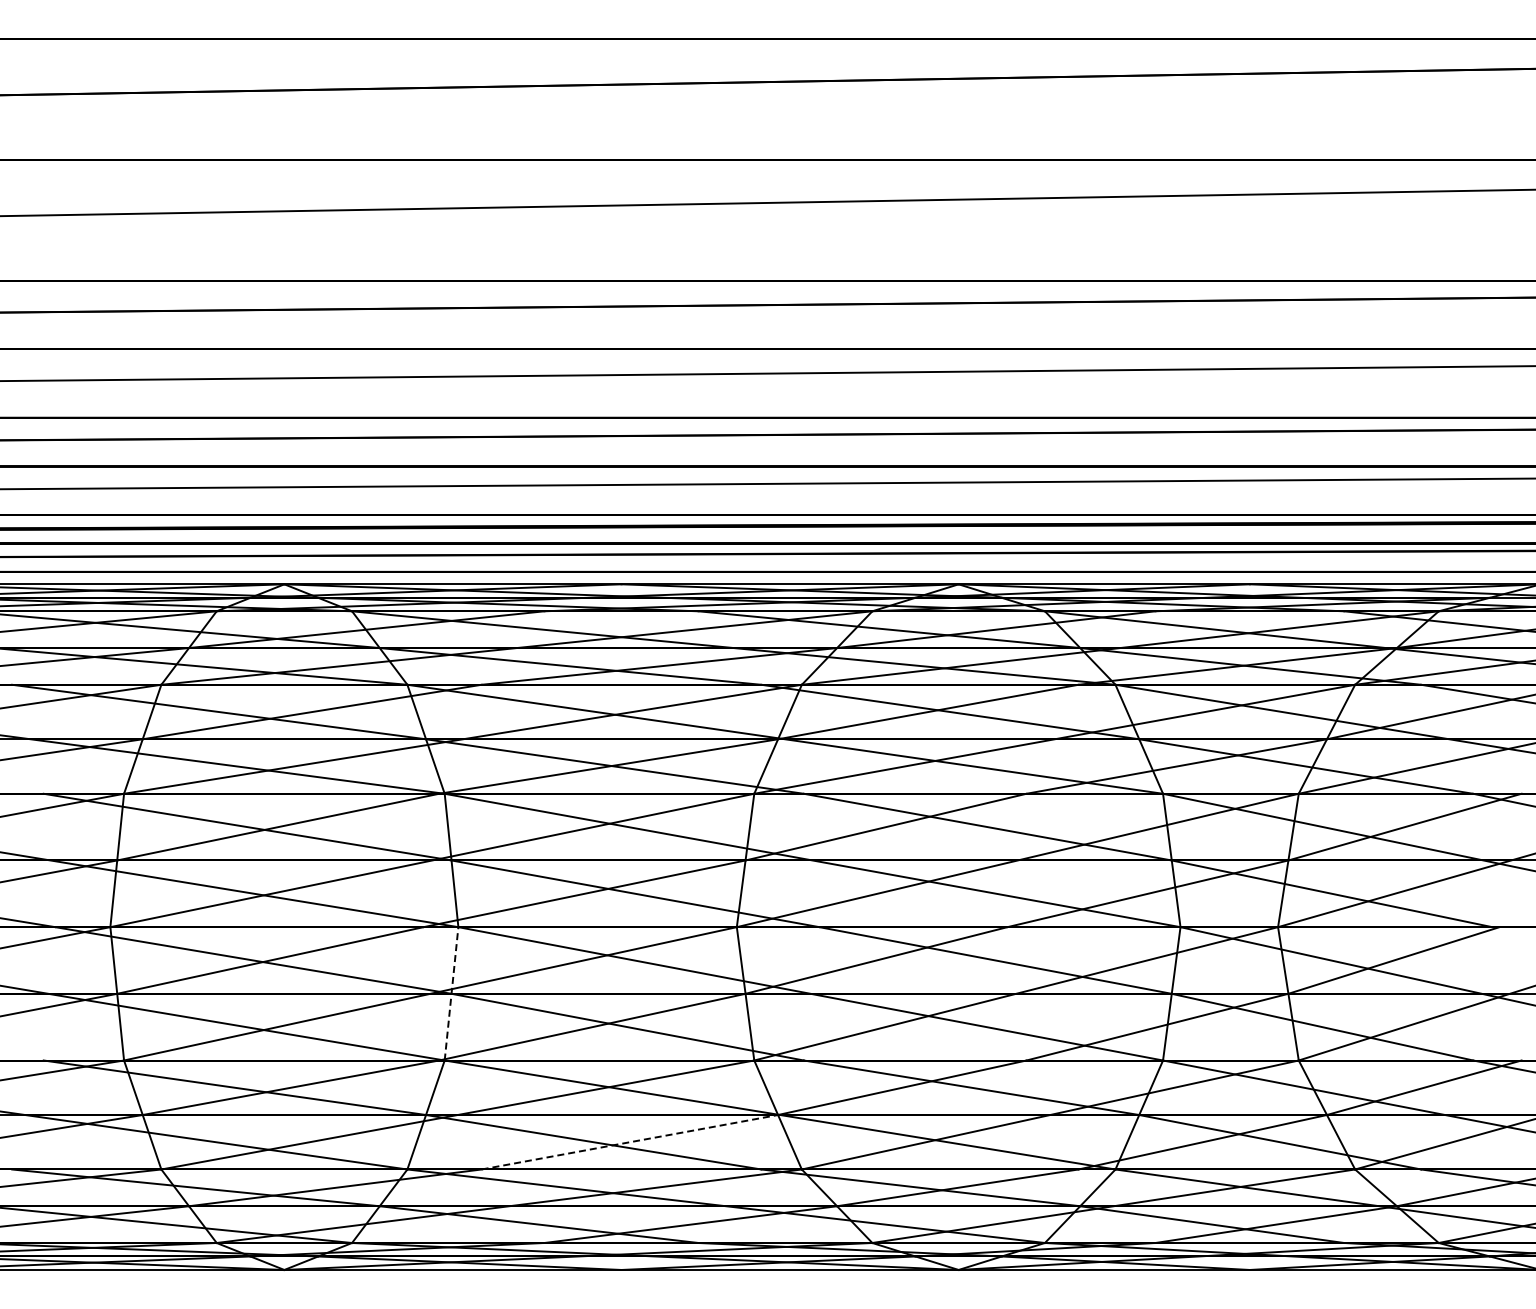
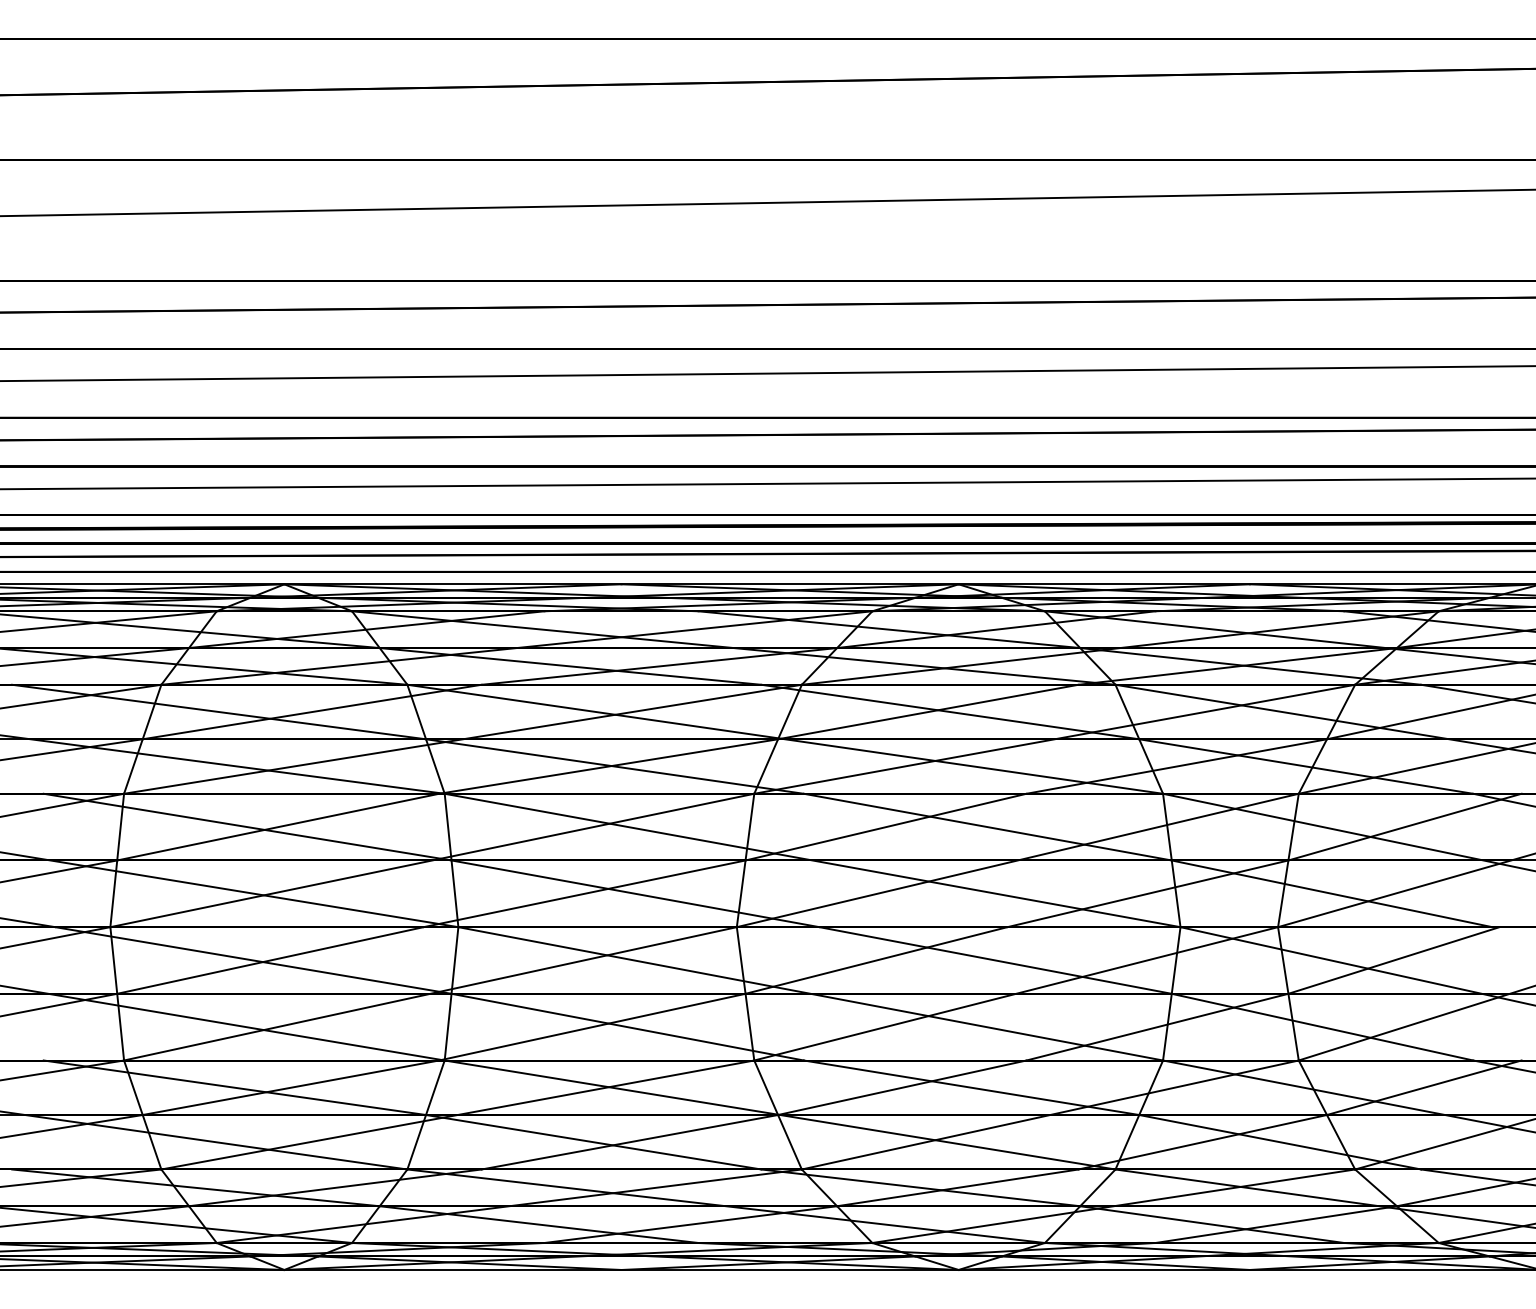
line: dashed -> solid (451, 993)
line: dashed -> solid (629, 1142)
